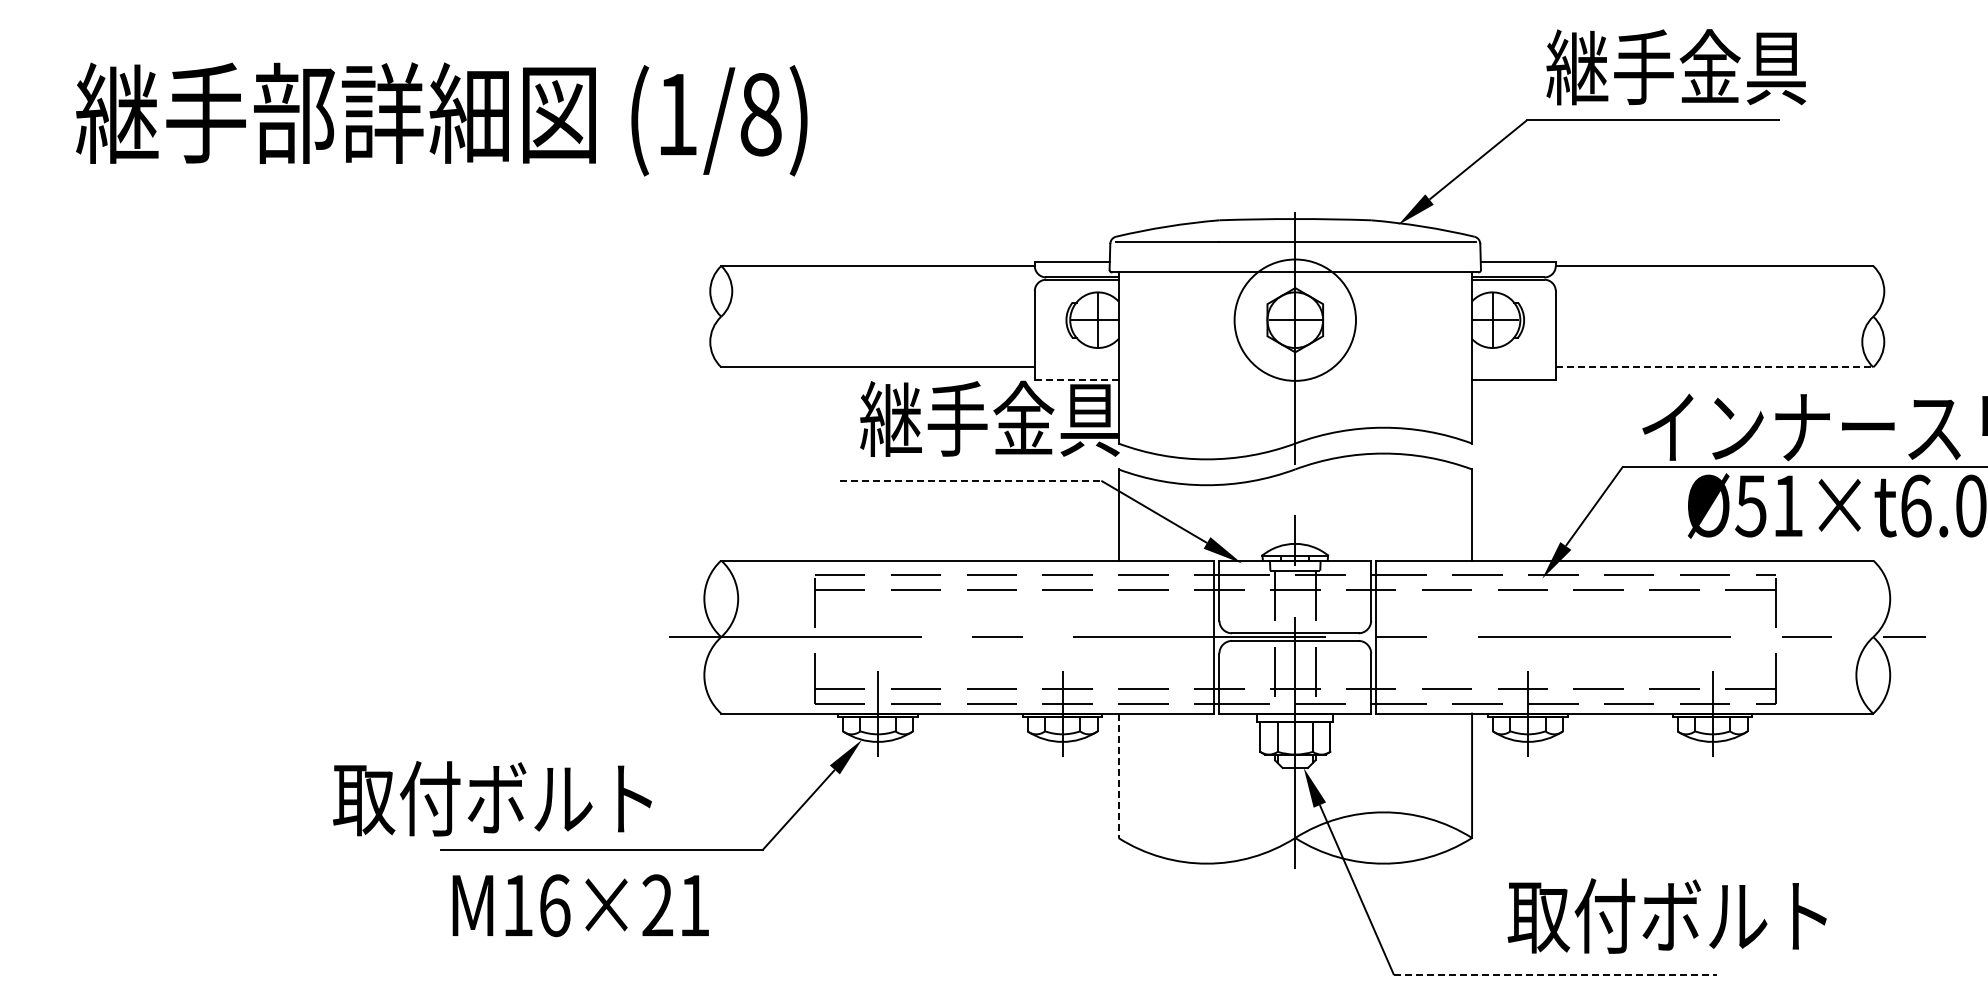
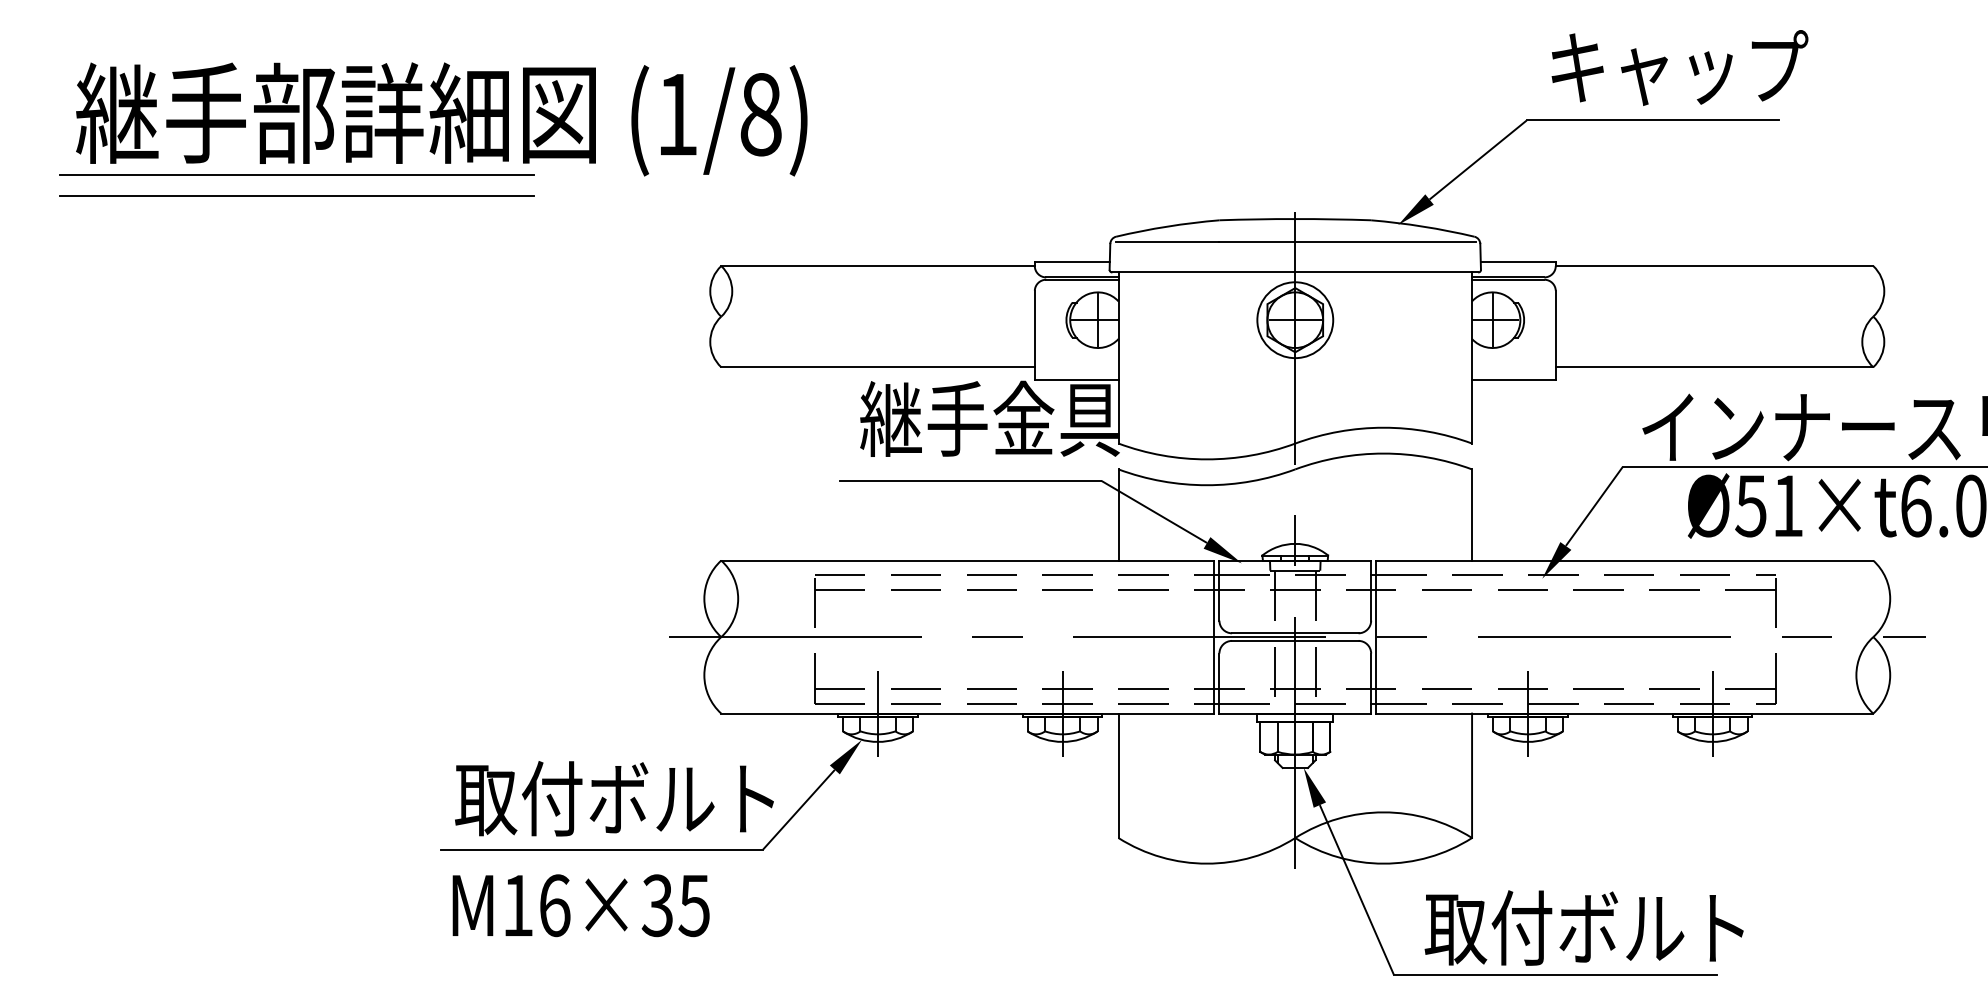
text: 継手金具 -> キャップ (1677, 67)
line: none -> present (296, 174)
line: none -> present (296, 195)
circle diameter: 121 px -> 76 px (1295, 320)
line: dashed -> solid (1714, 367)
line: dashed -> solid (1076, 380)
line: dashed -> solid (970, 480)
line: dashed -> solid (1118, 776)
text position: (492, 798) -> (614, 798) (614, 798)
text: M16×21 -> M16×35 (675, 905)
text position: (1666, 915) -> (1583, 927) (1583, 927)
line: dashed -> solid (1555, 975)
